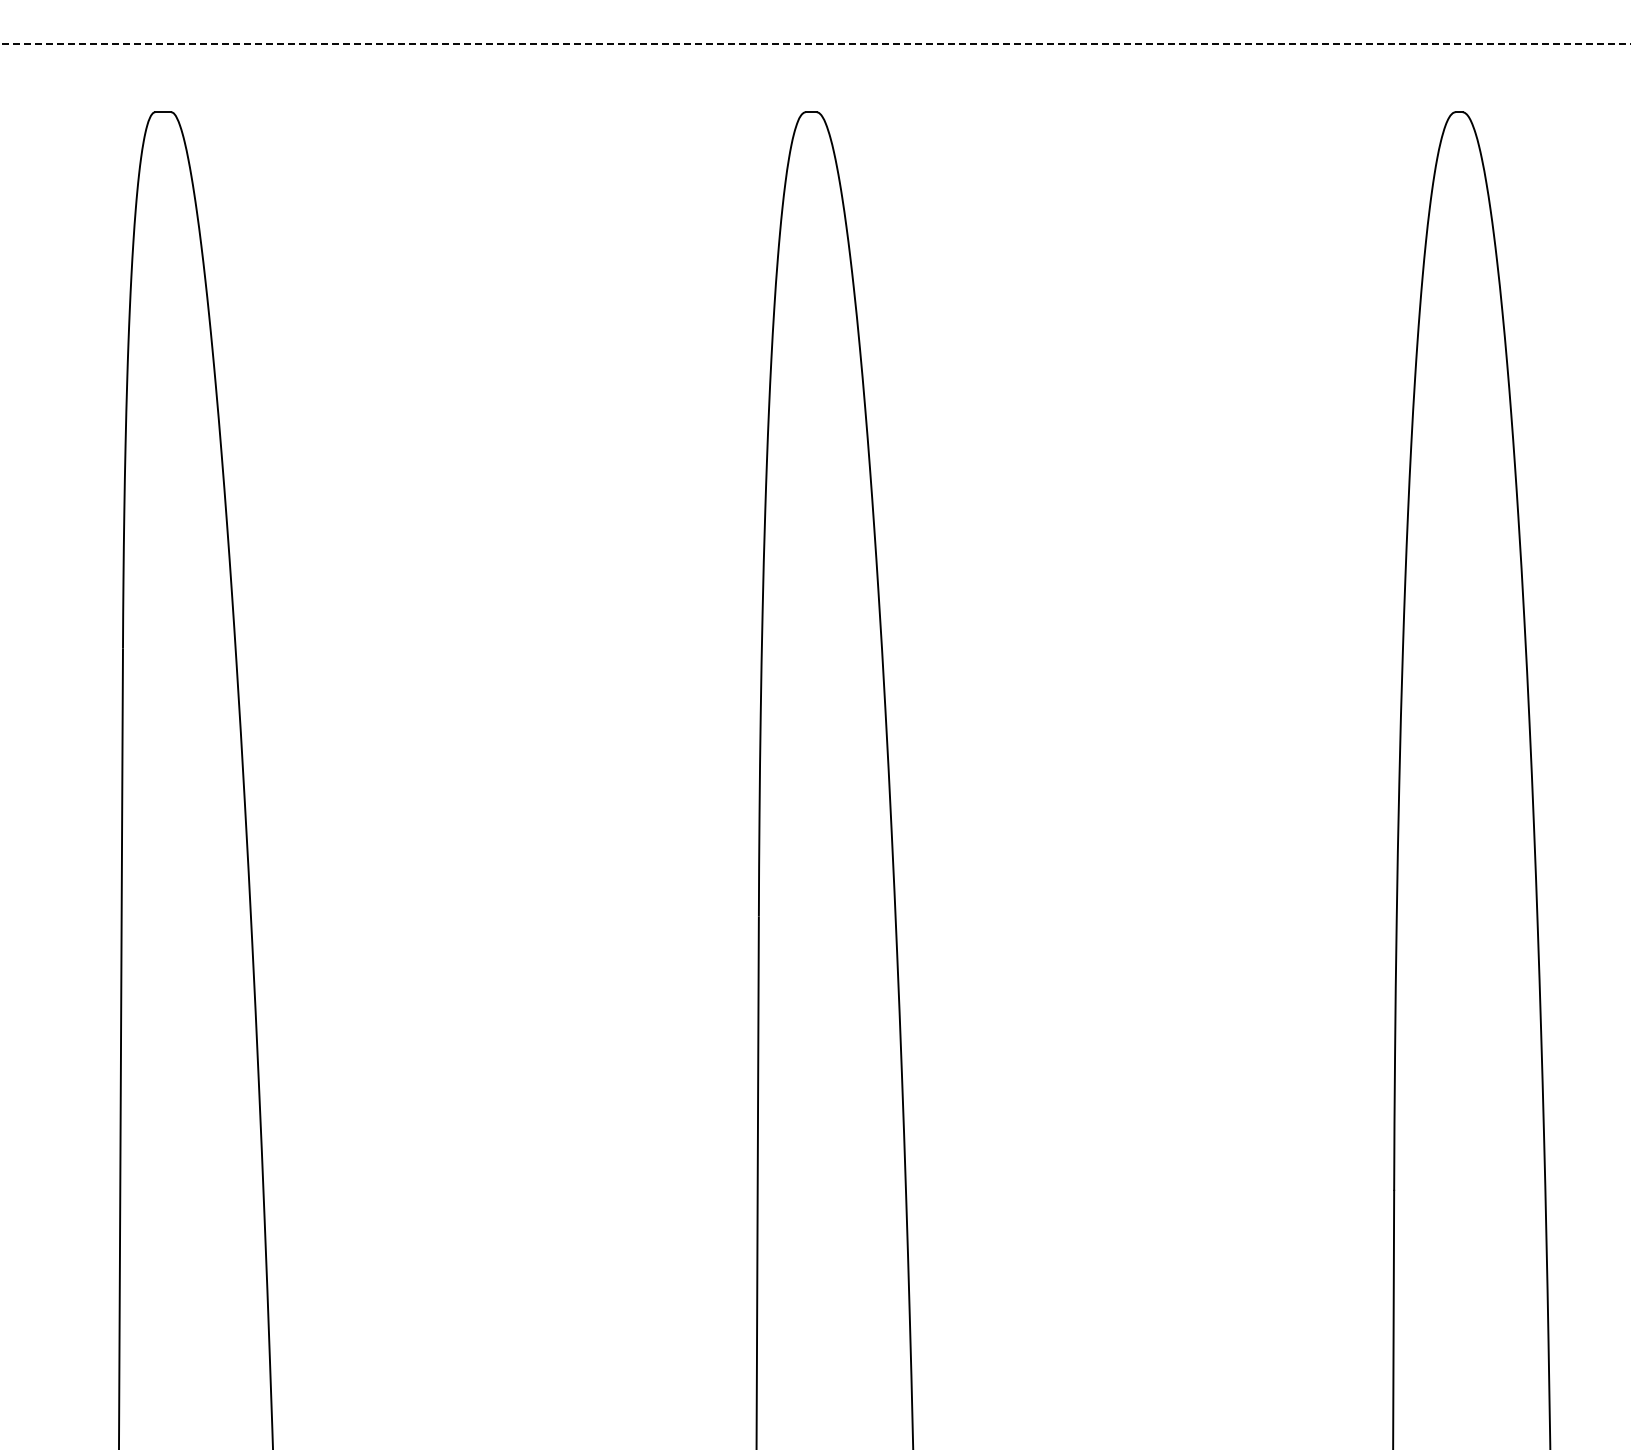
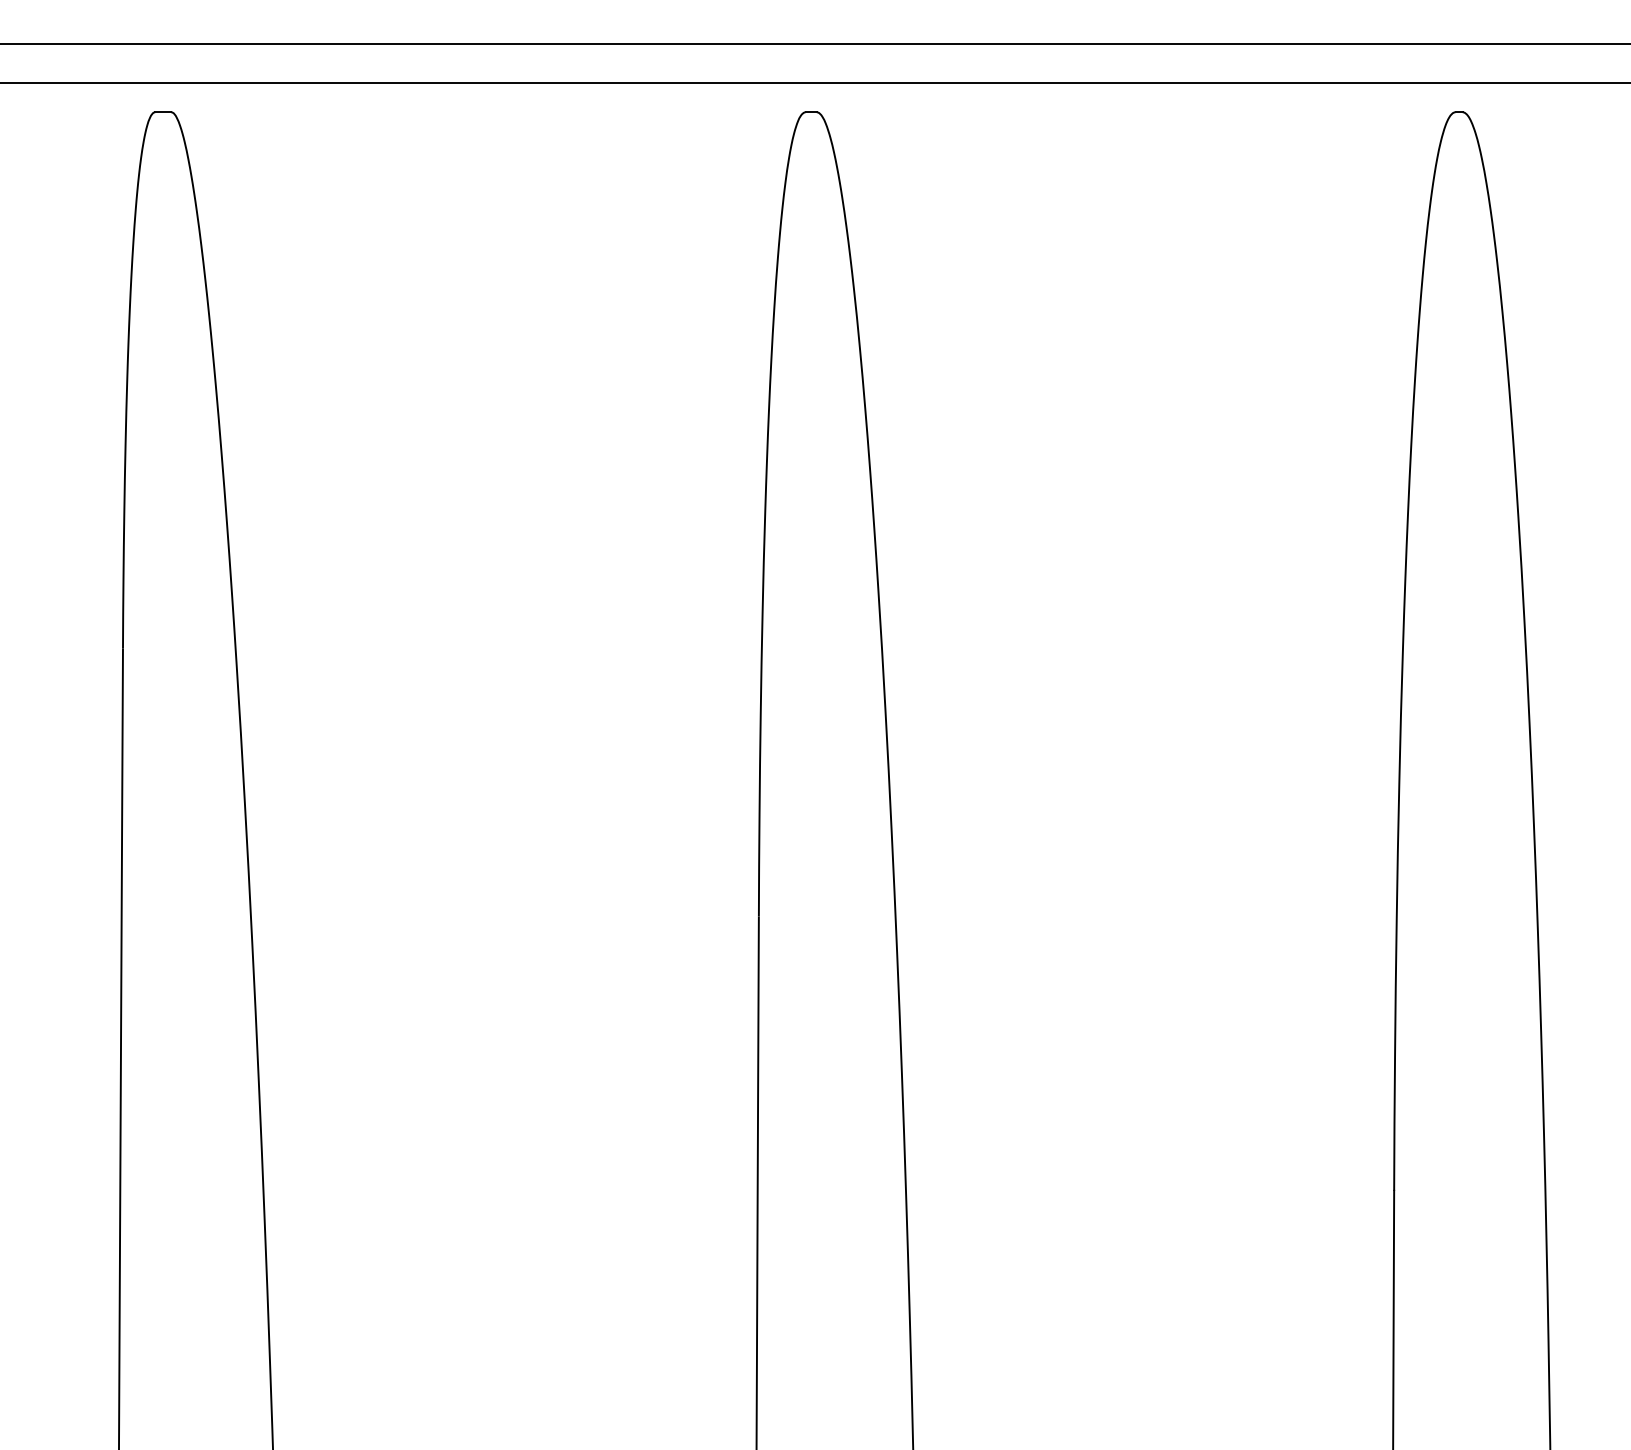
line: dashed -> solid (815, 43)
line: none -> present (814, 83)
